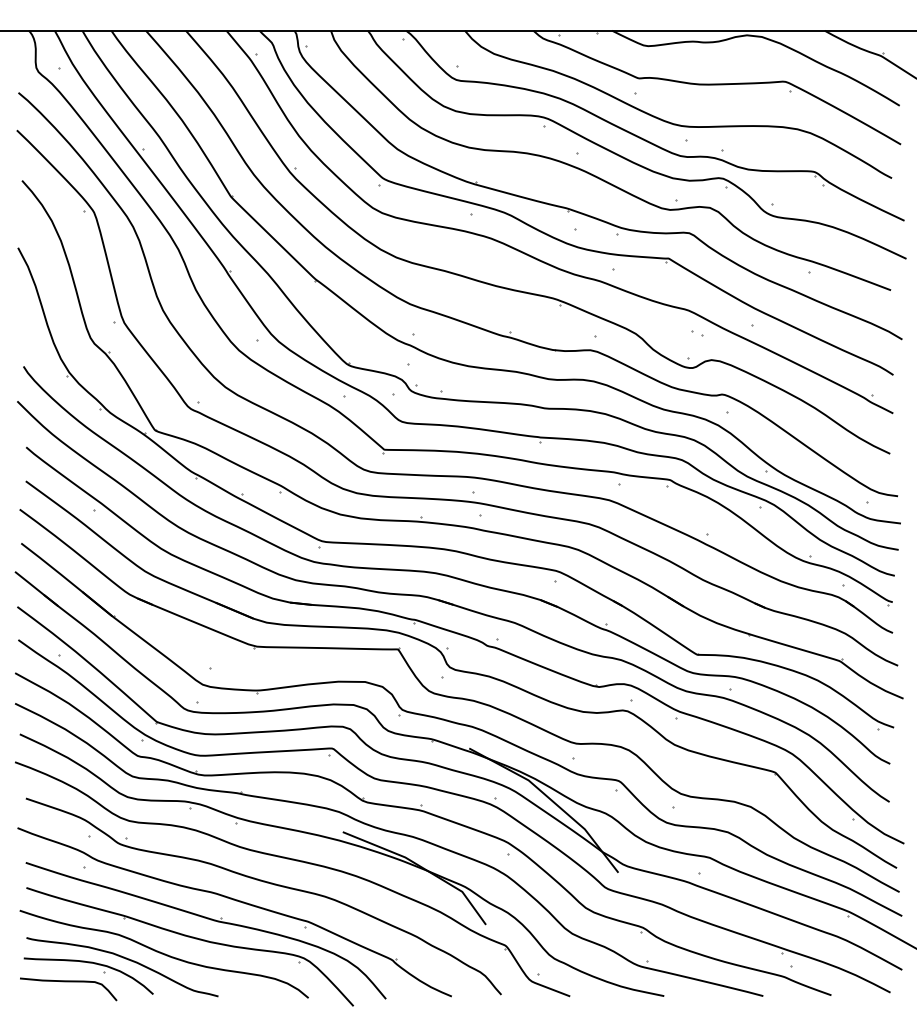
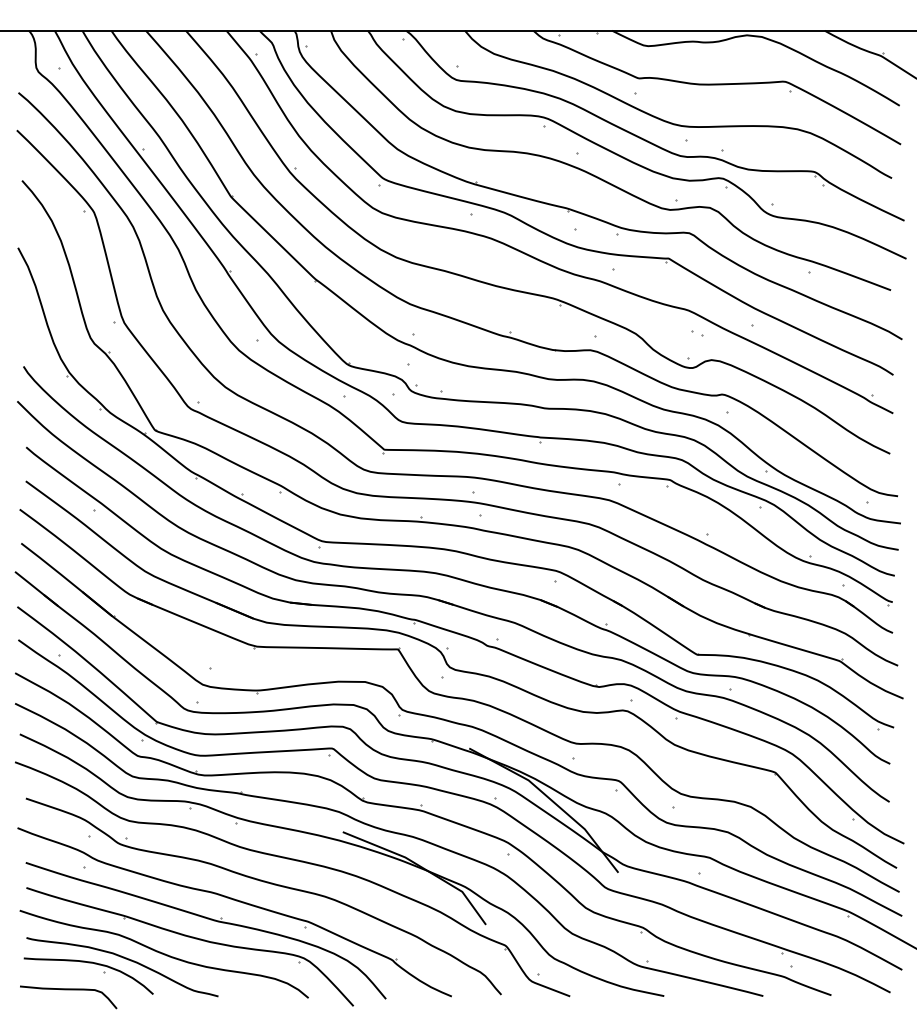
curve position: (68, 982) -> (68, 990) (68, 990)
